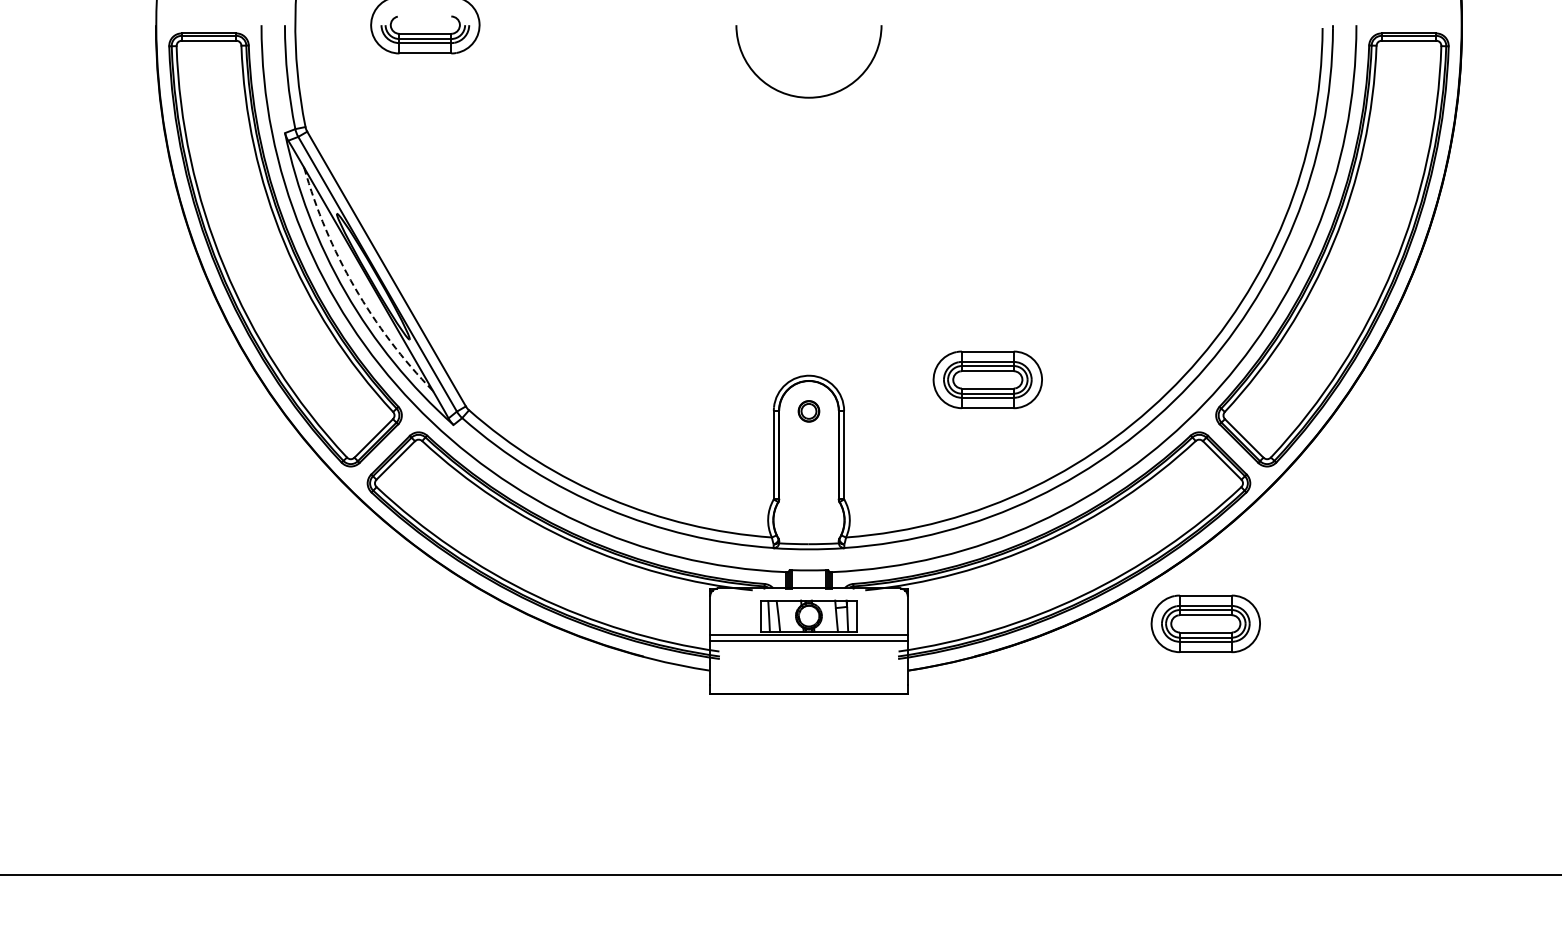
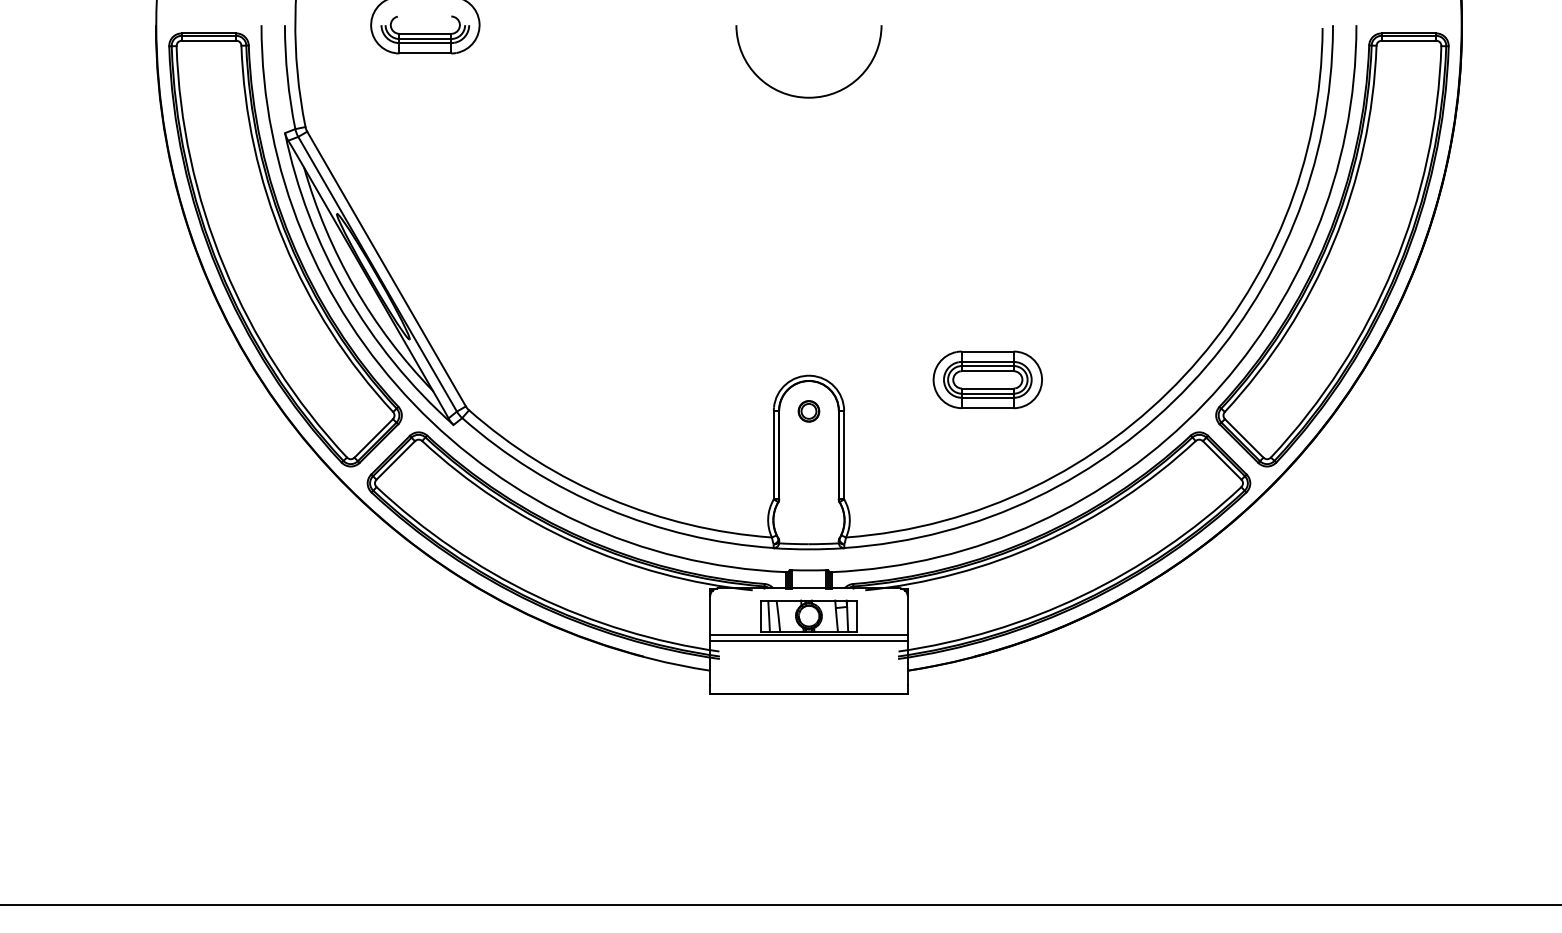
arc: dashed -> solid (354, 287)
part: present -> none (1205, 623)
line position: (780, 874) -> (780, 904) (780, 904)
